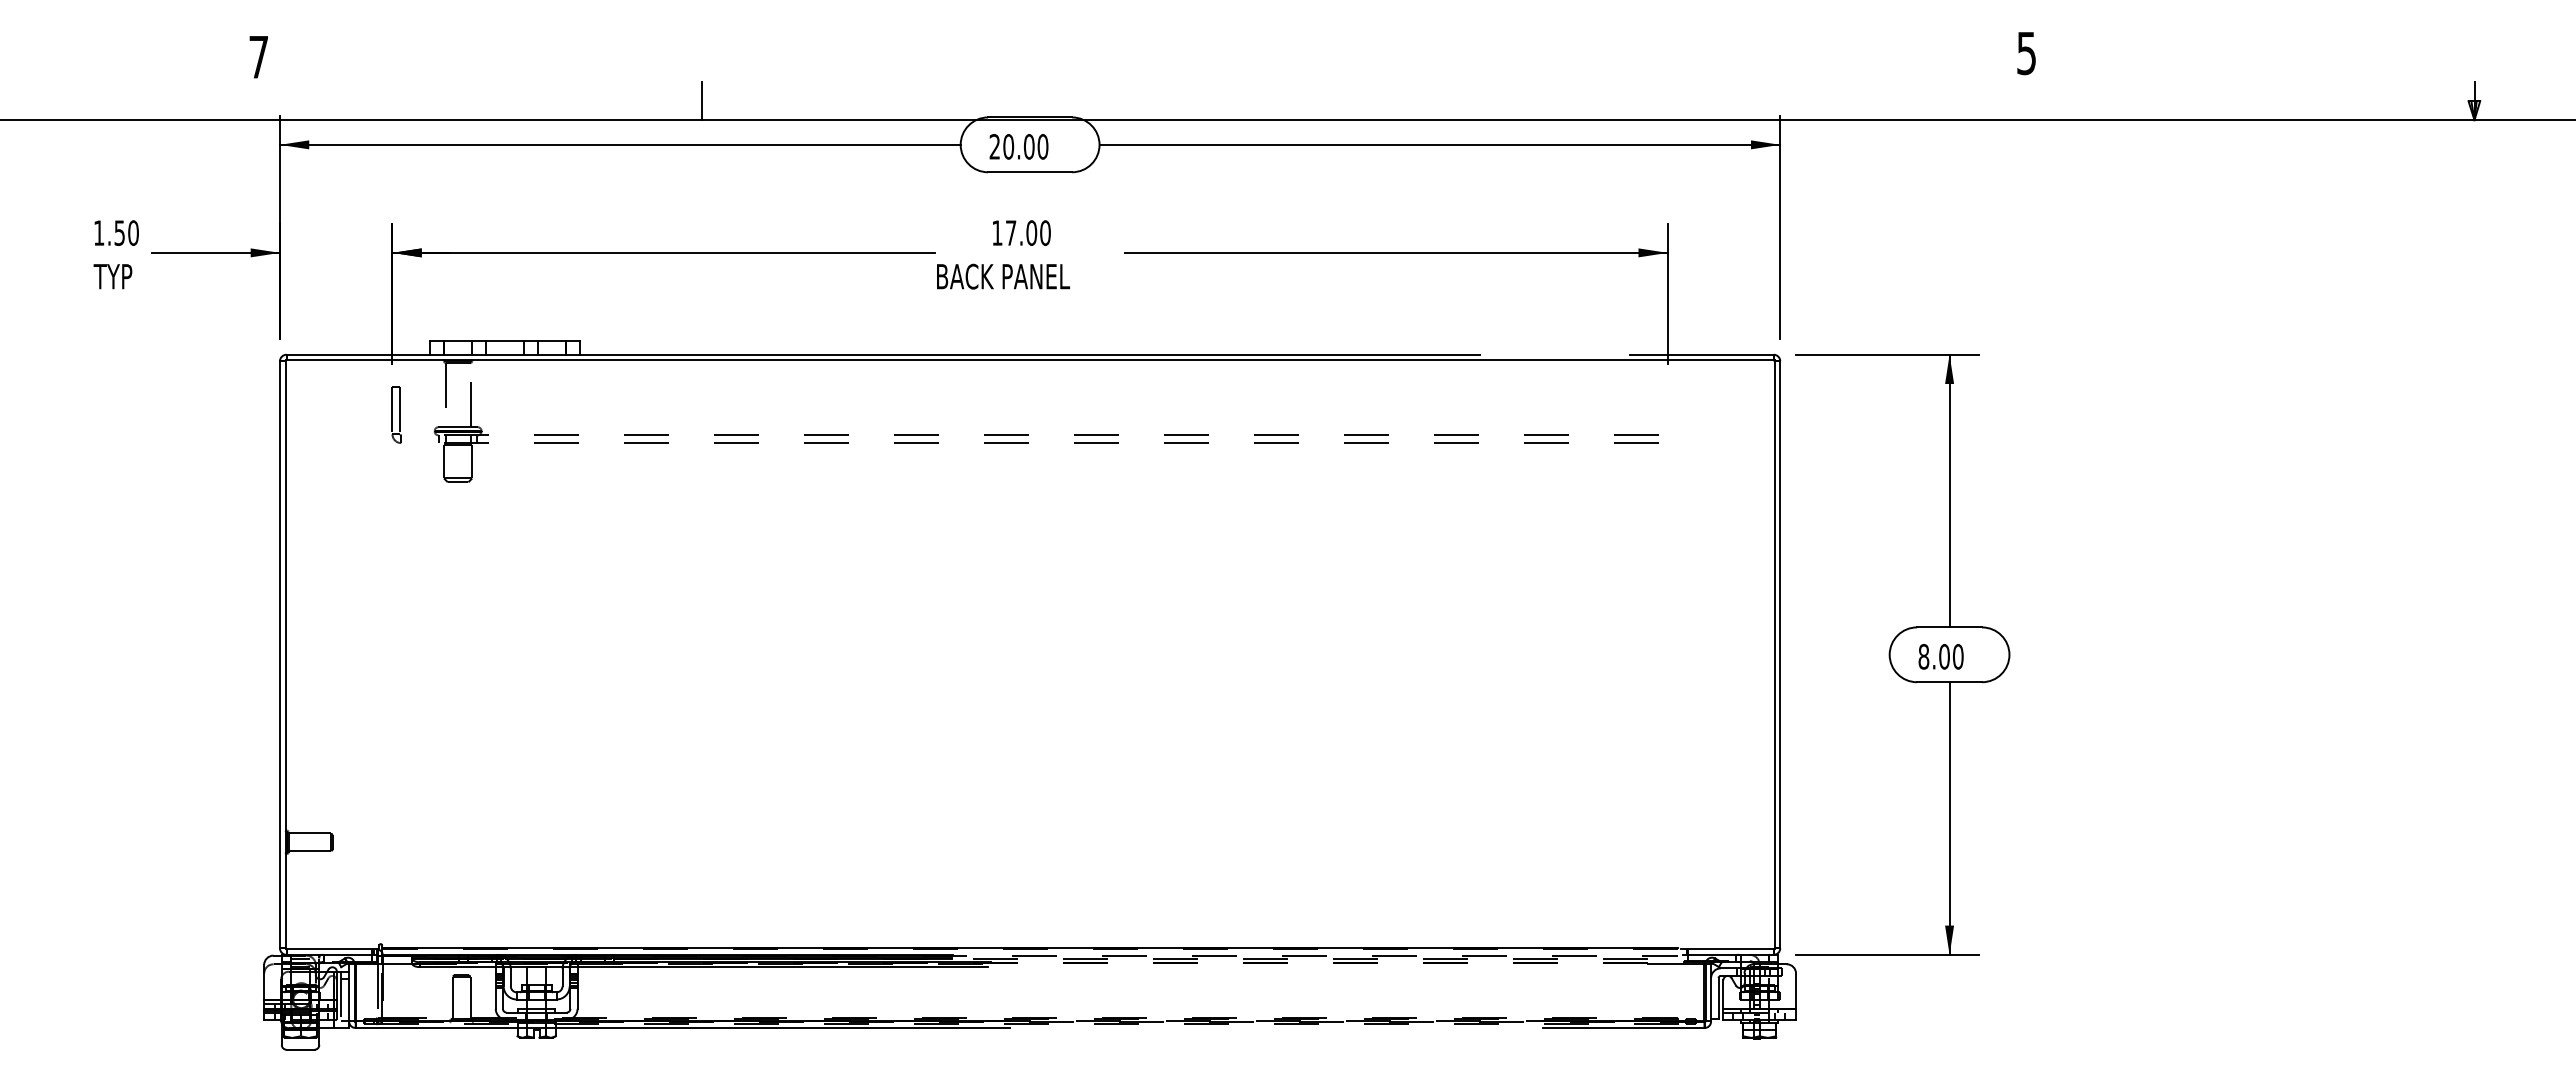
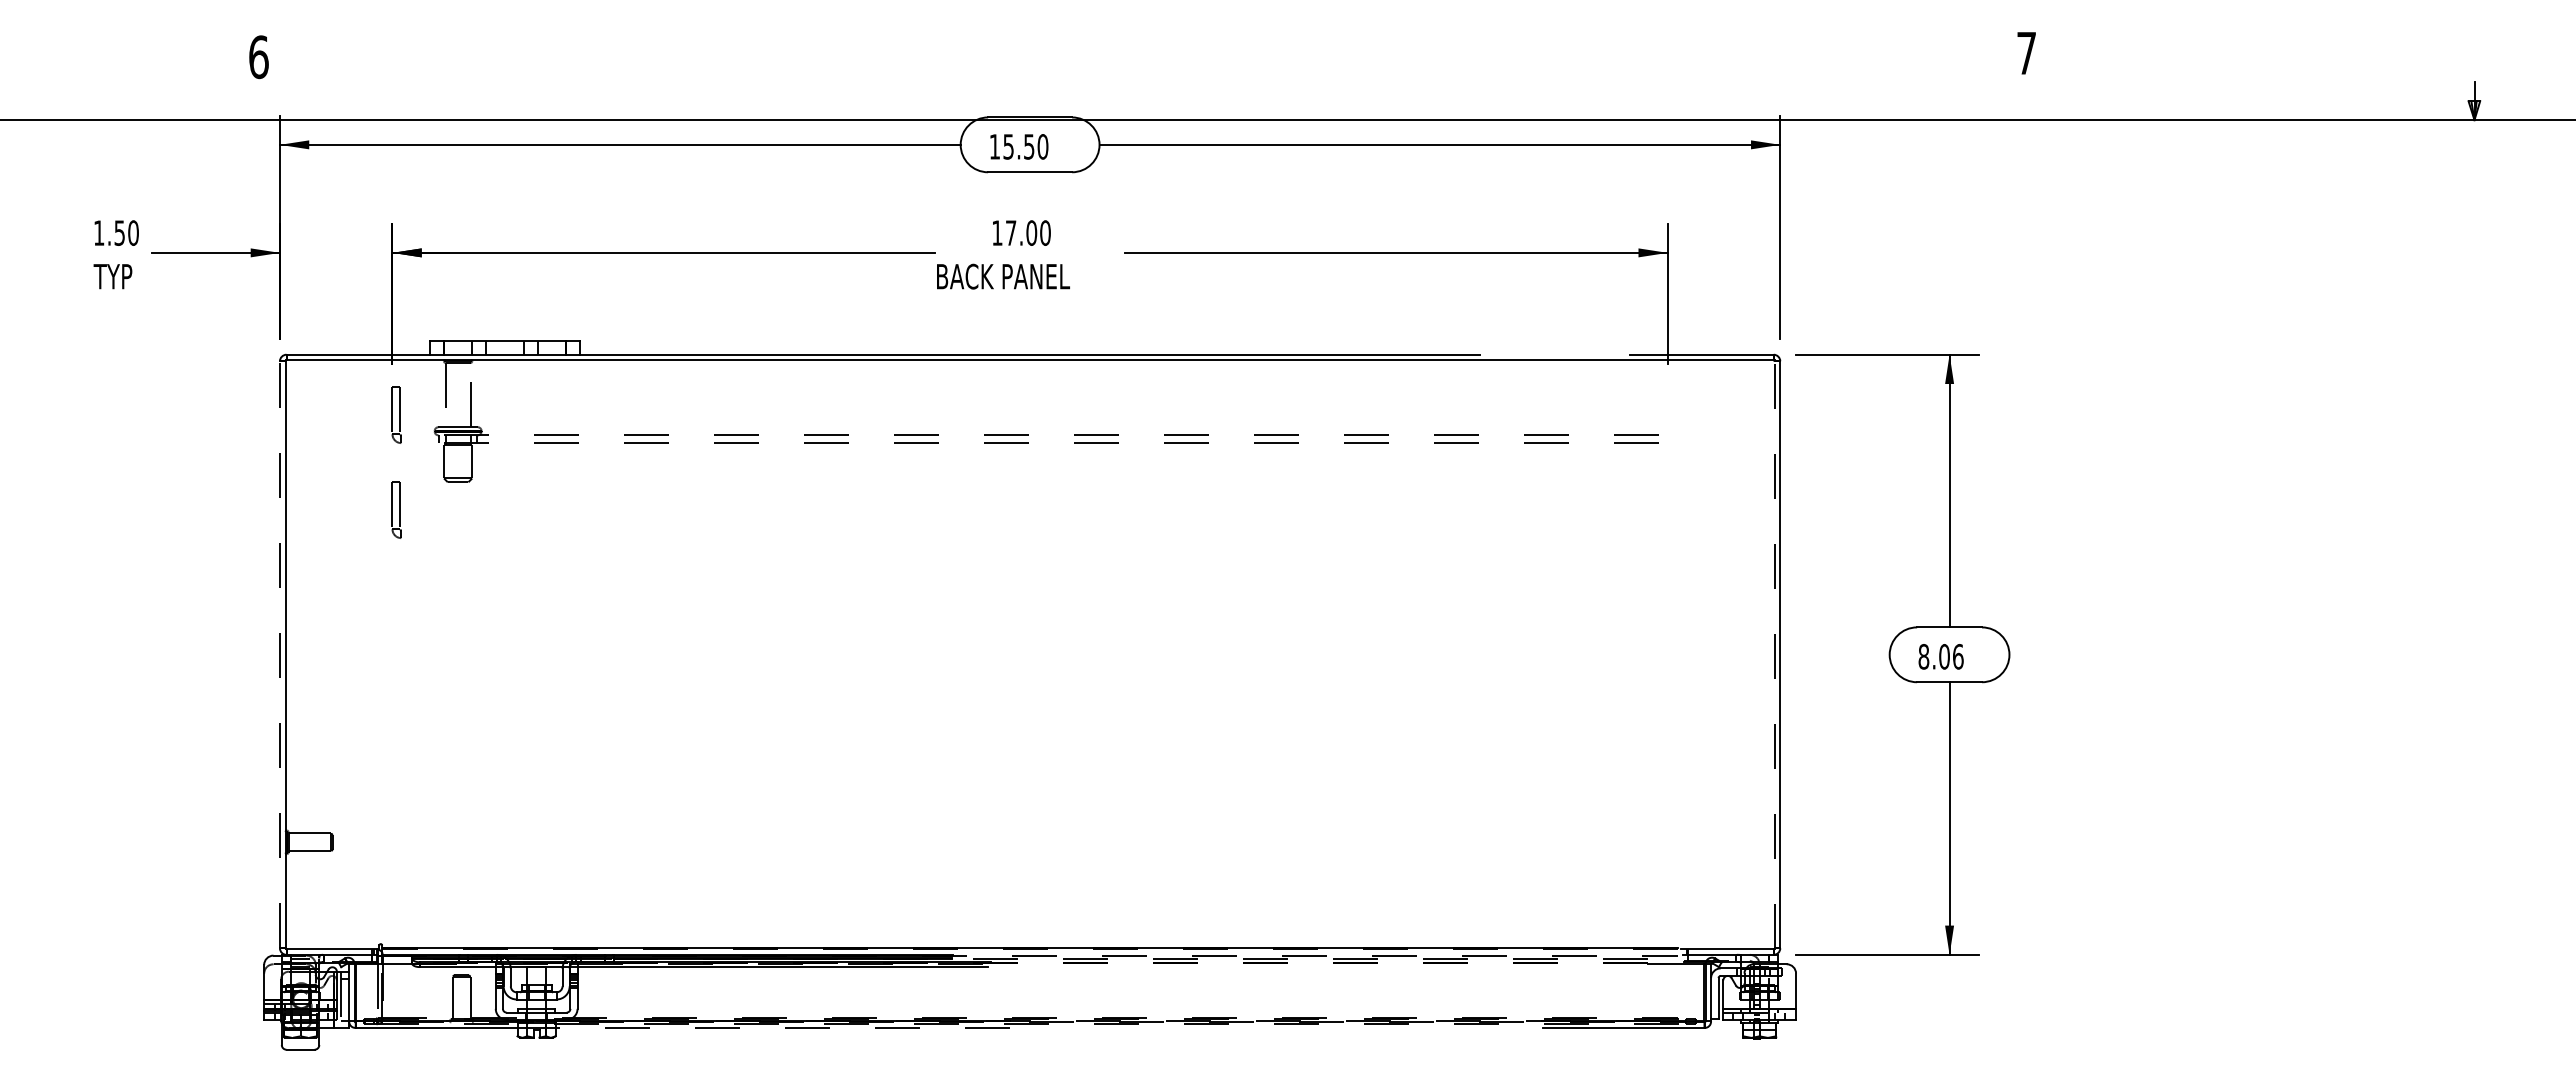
text: 5 -> 7 (2026, 53)
text: 7 -> 6 (258, 57)
line: present -> none (702, 100)
text: 20.00 -> 15.50 (1011, 146)
part: none -> present (396, 509)
line: solid -> dashed (279, 654)
line: solid -> dashed (1774, 654)
text: 8.00 -> 8.06 (1958, 656)
line: solid -> dashed (782, 1028)
